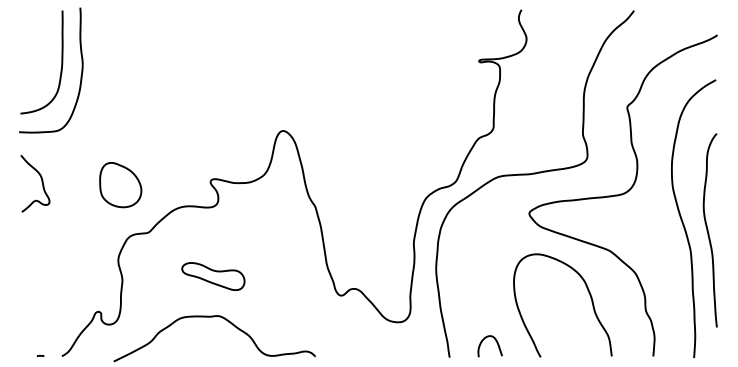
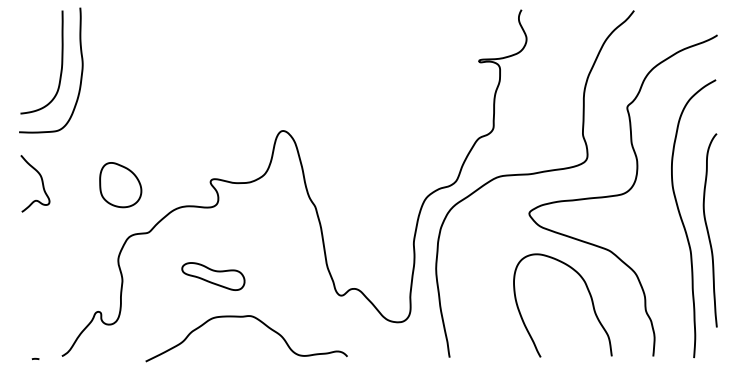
curve position: (214, 317) -> (246, 317) (246, 317)
curve: present -> none (496, 343)
curve position: (40, 355) -> (35, 358) (35, 358)
